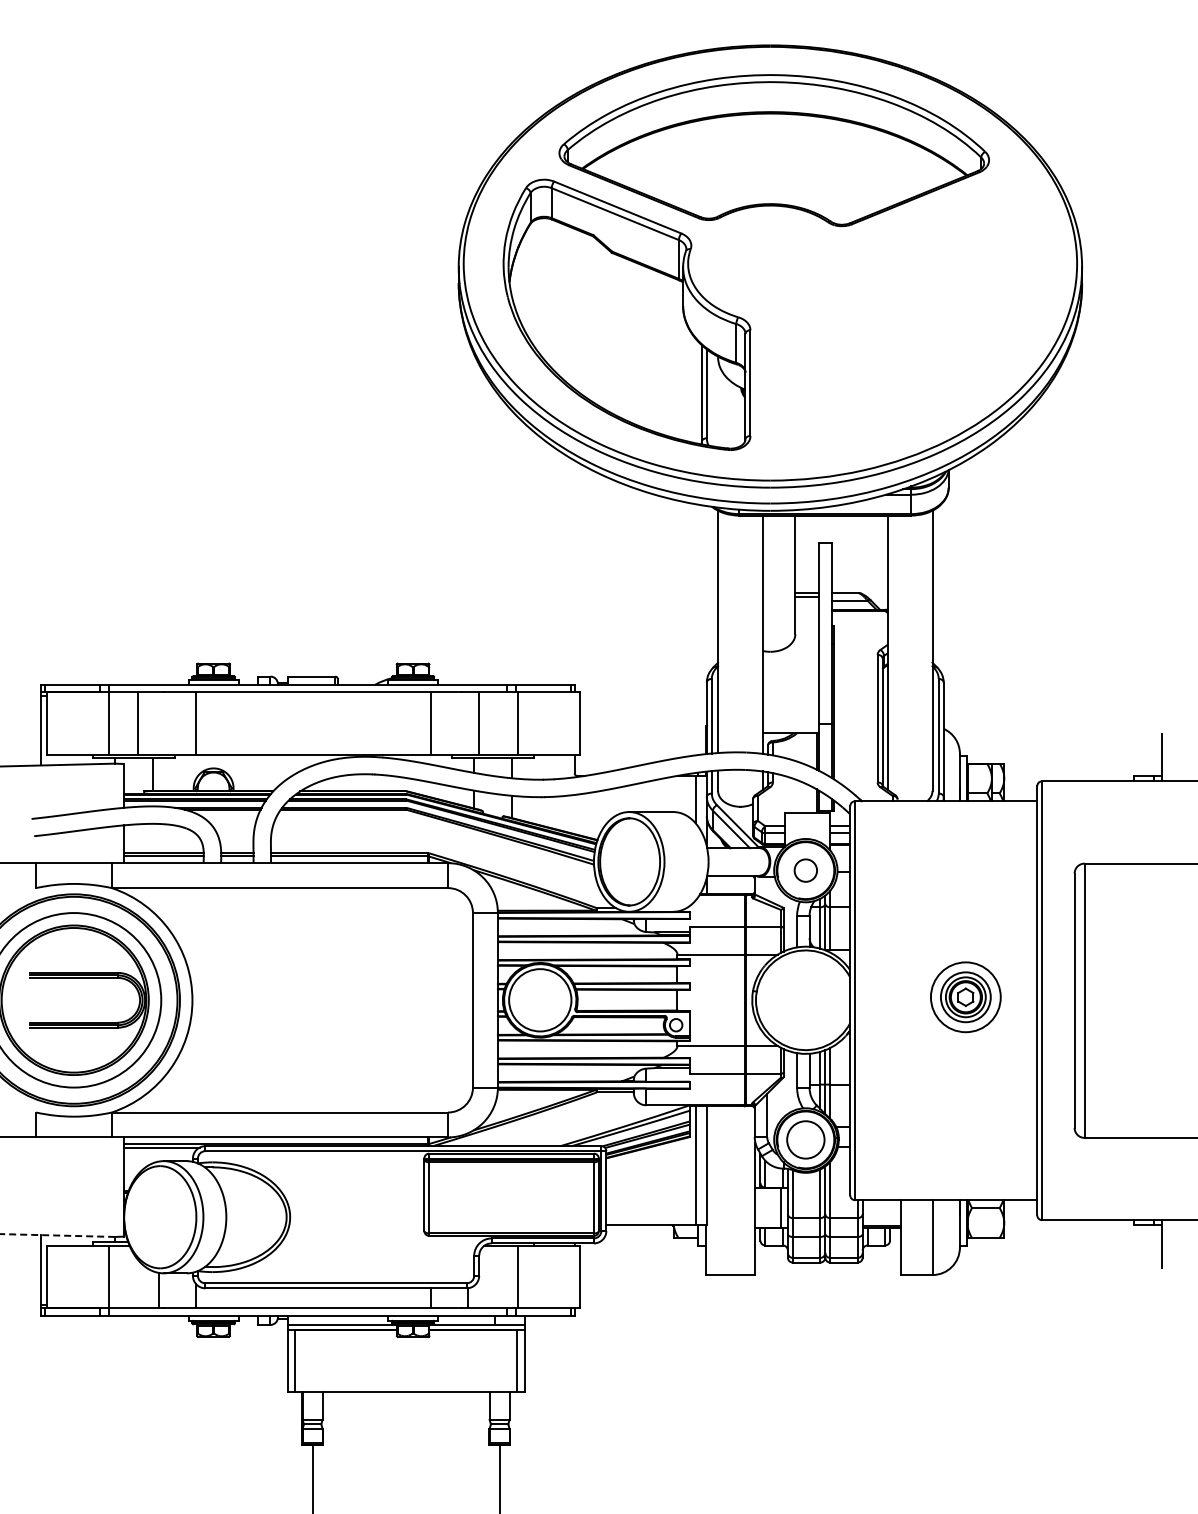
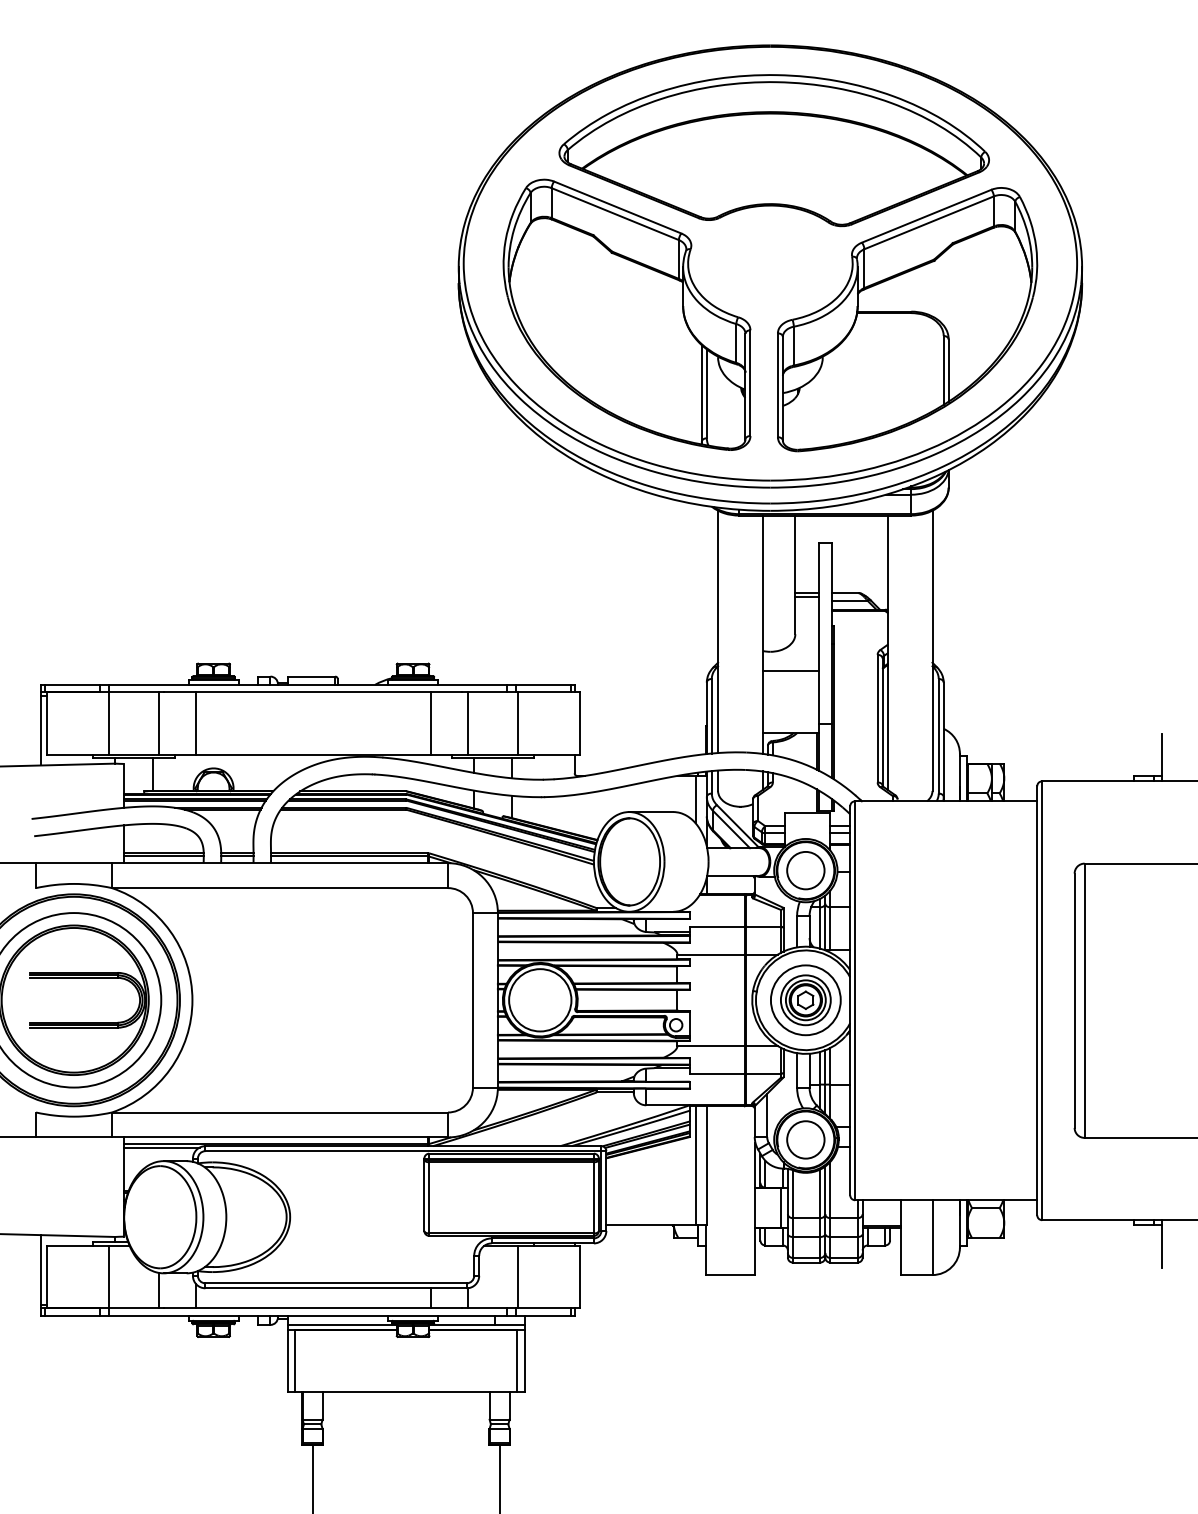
part: none -> present (907, 319)
line: none -> present (790, 671)
line position: (137, 723) -> (158, 723) (158, 723)
line position: (478, 723) -> (467, 723) (467, 723)
circle diameter: 22 px -> 37 px (805, 870)
part position: (965, 997) -> (805, 1000) (805, 1000)
line: dashed -> solid (57, 1235)
